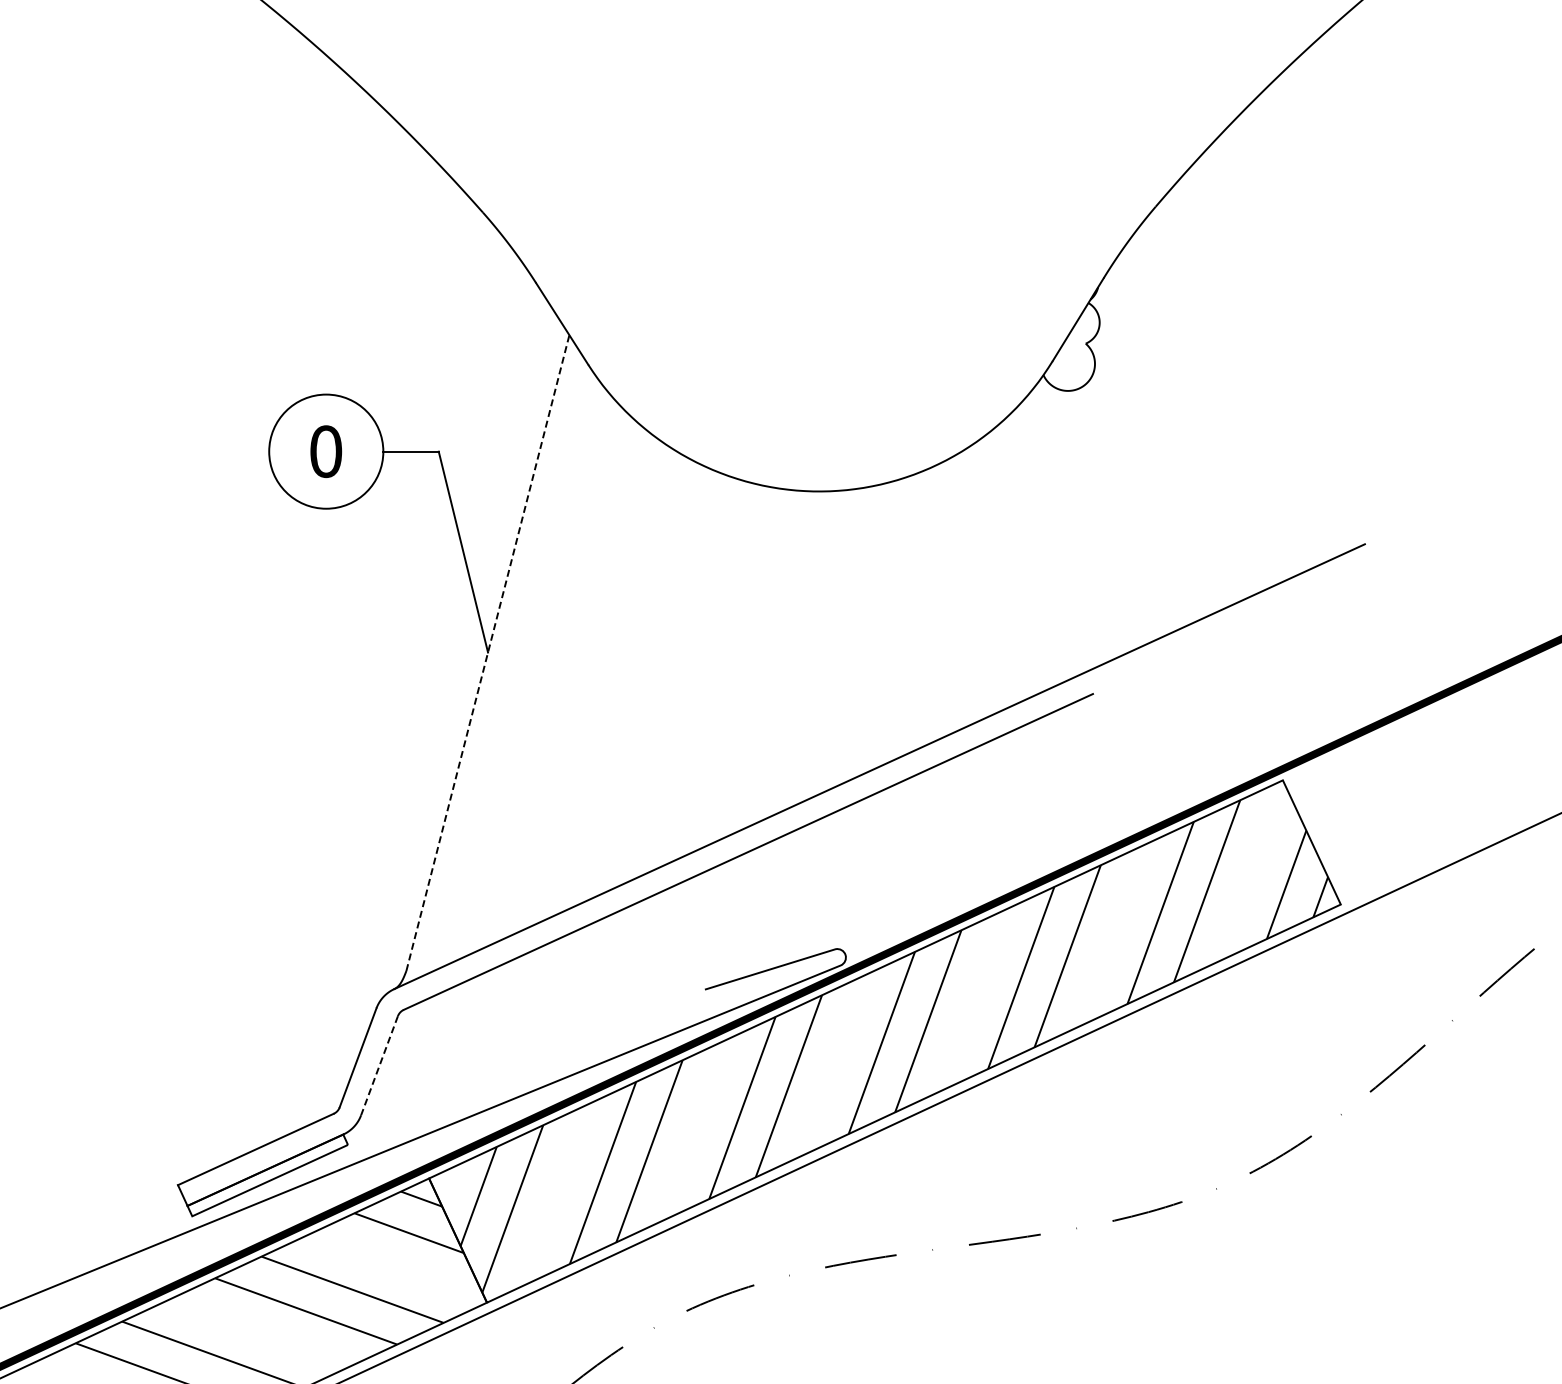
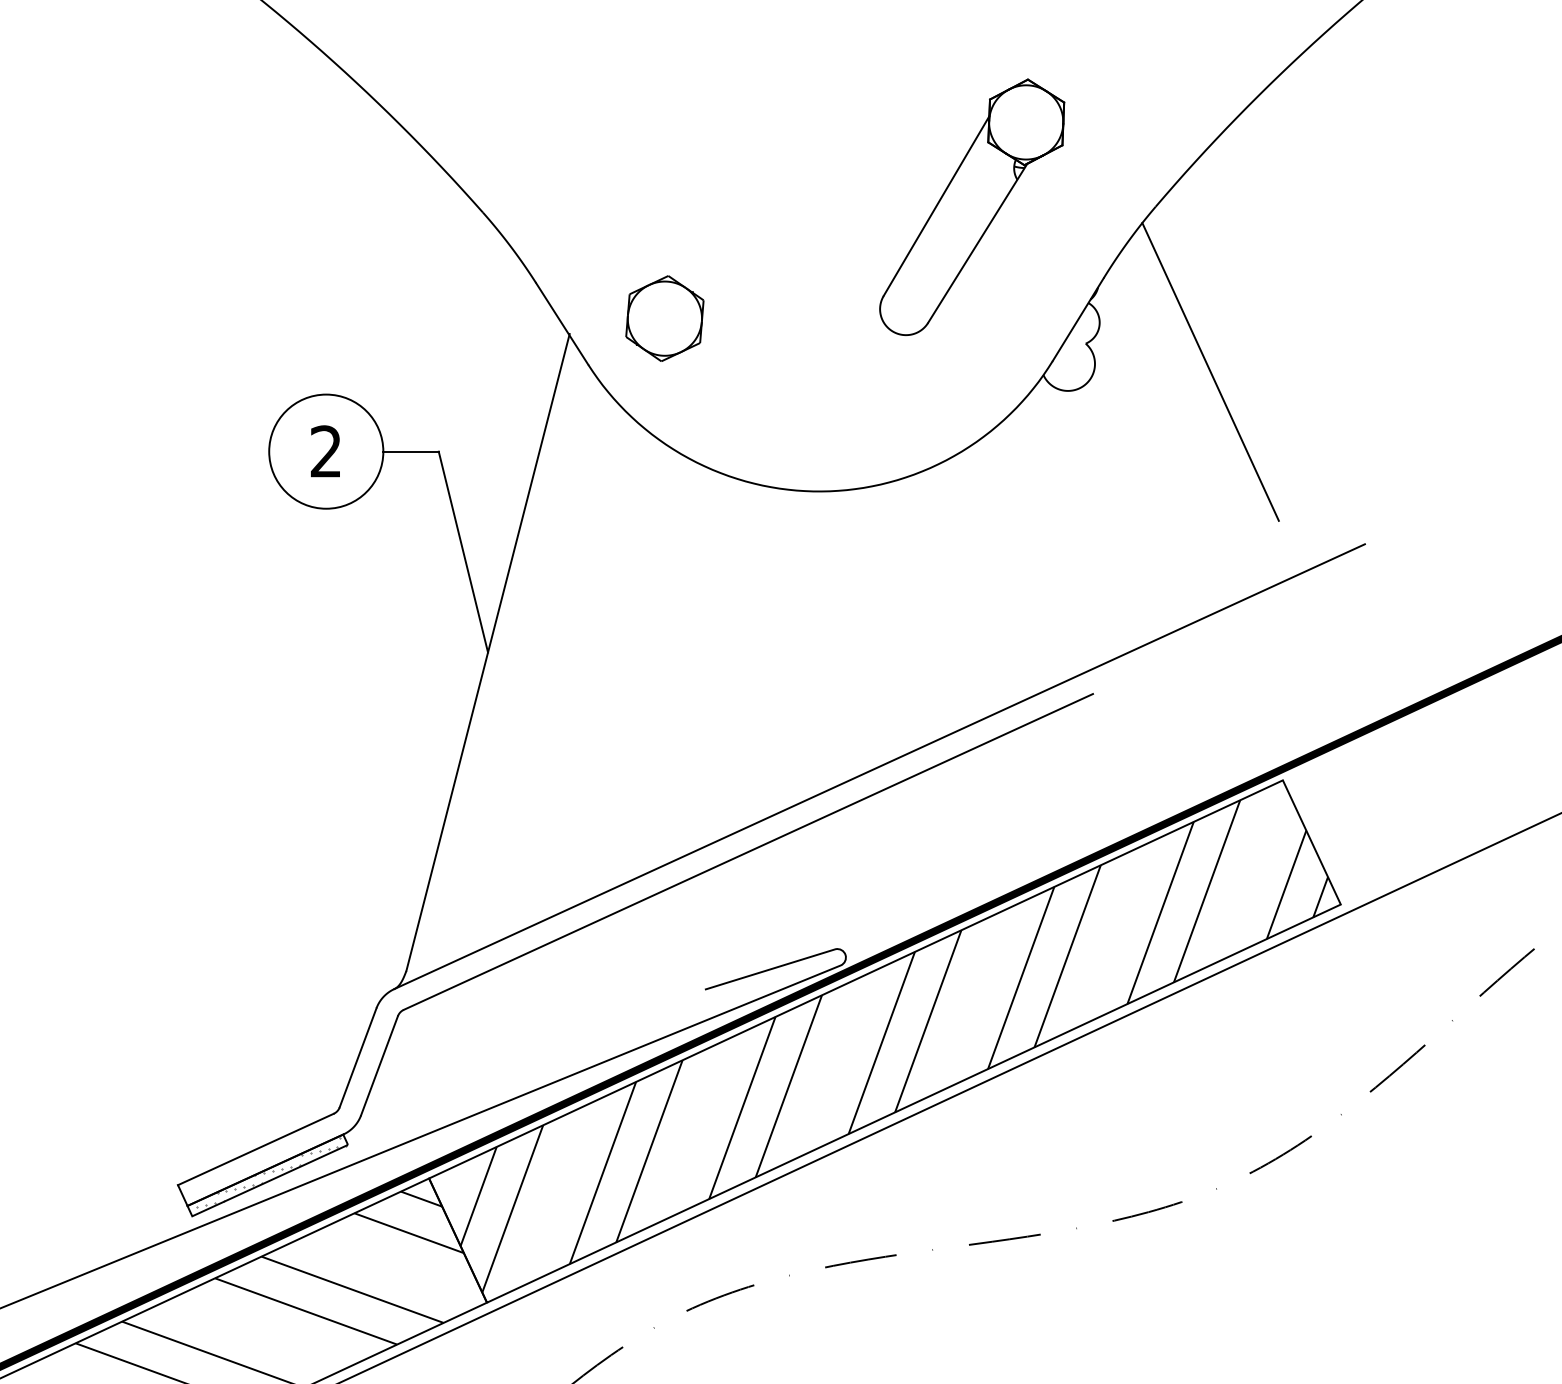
part: none -> present (972, 206)
part: none -> present (664, 318)
line: none -> present (1210, 371)
text: 0 -> 2 (326, 451)
line: dashed -> solid (488, 652)
line: dashed -> solid (379, 1065)
hatch: none -> present (271, 1171)
